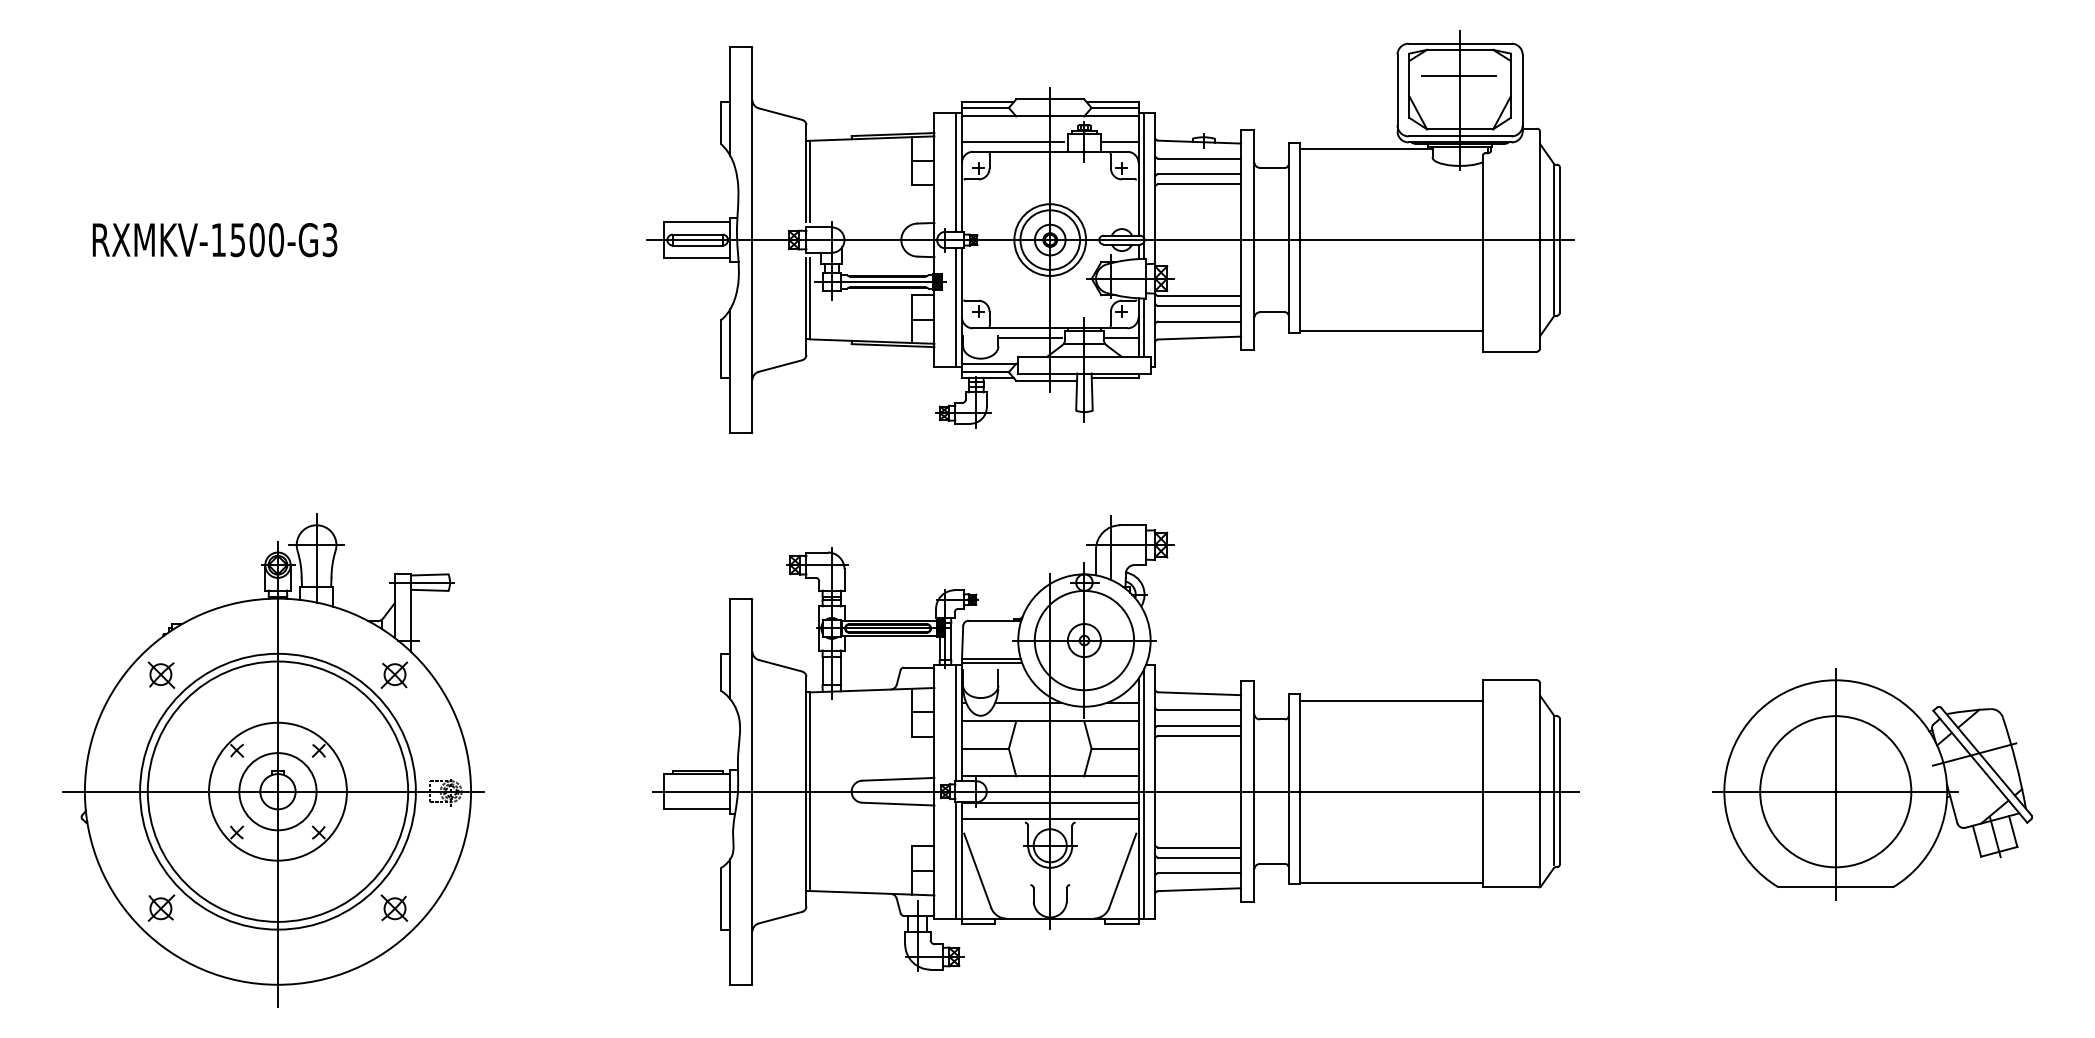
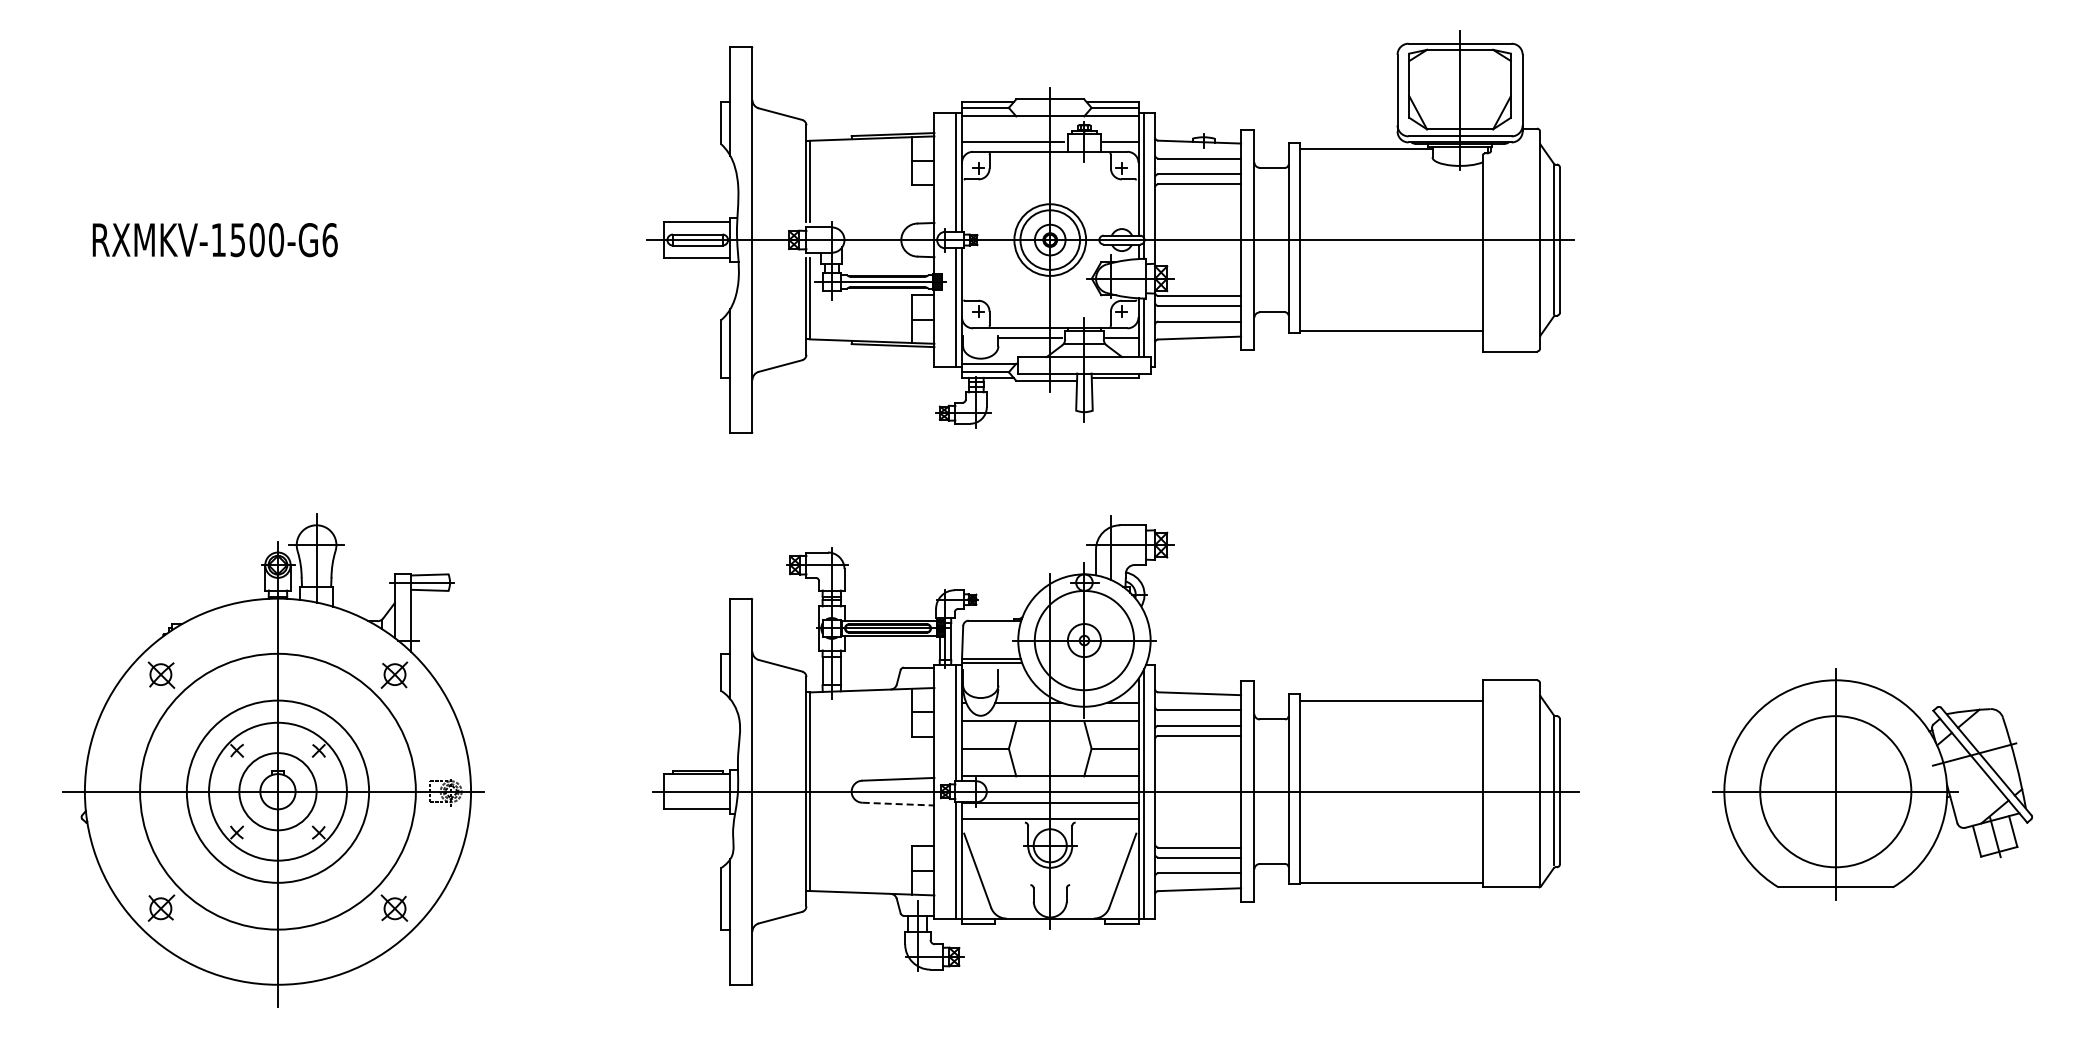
line: present -> none (1458, 75)
text: RXMKV-1500-G3 -> RXMKV-1500-G6 (329, 240)
circle diameter: 260 px -> 182 px (277, 791)
line: solid -> dashed (898, 804)
